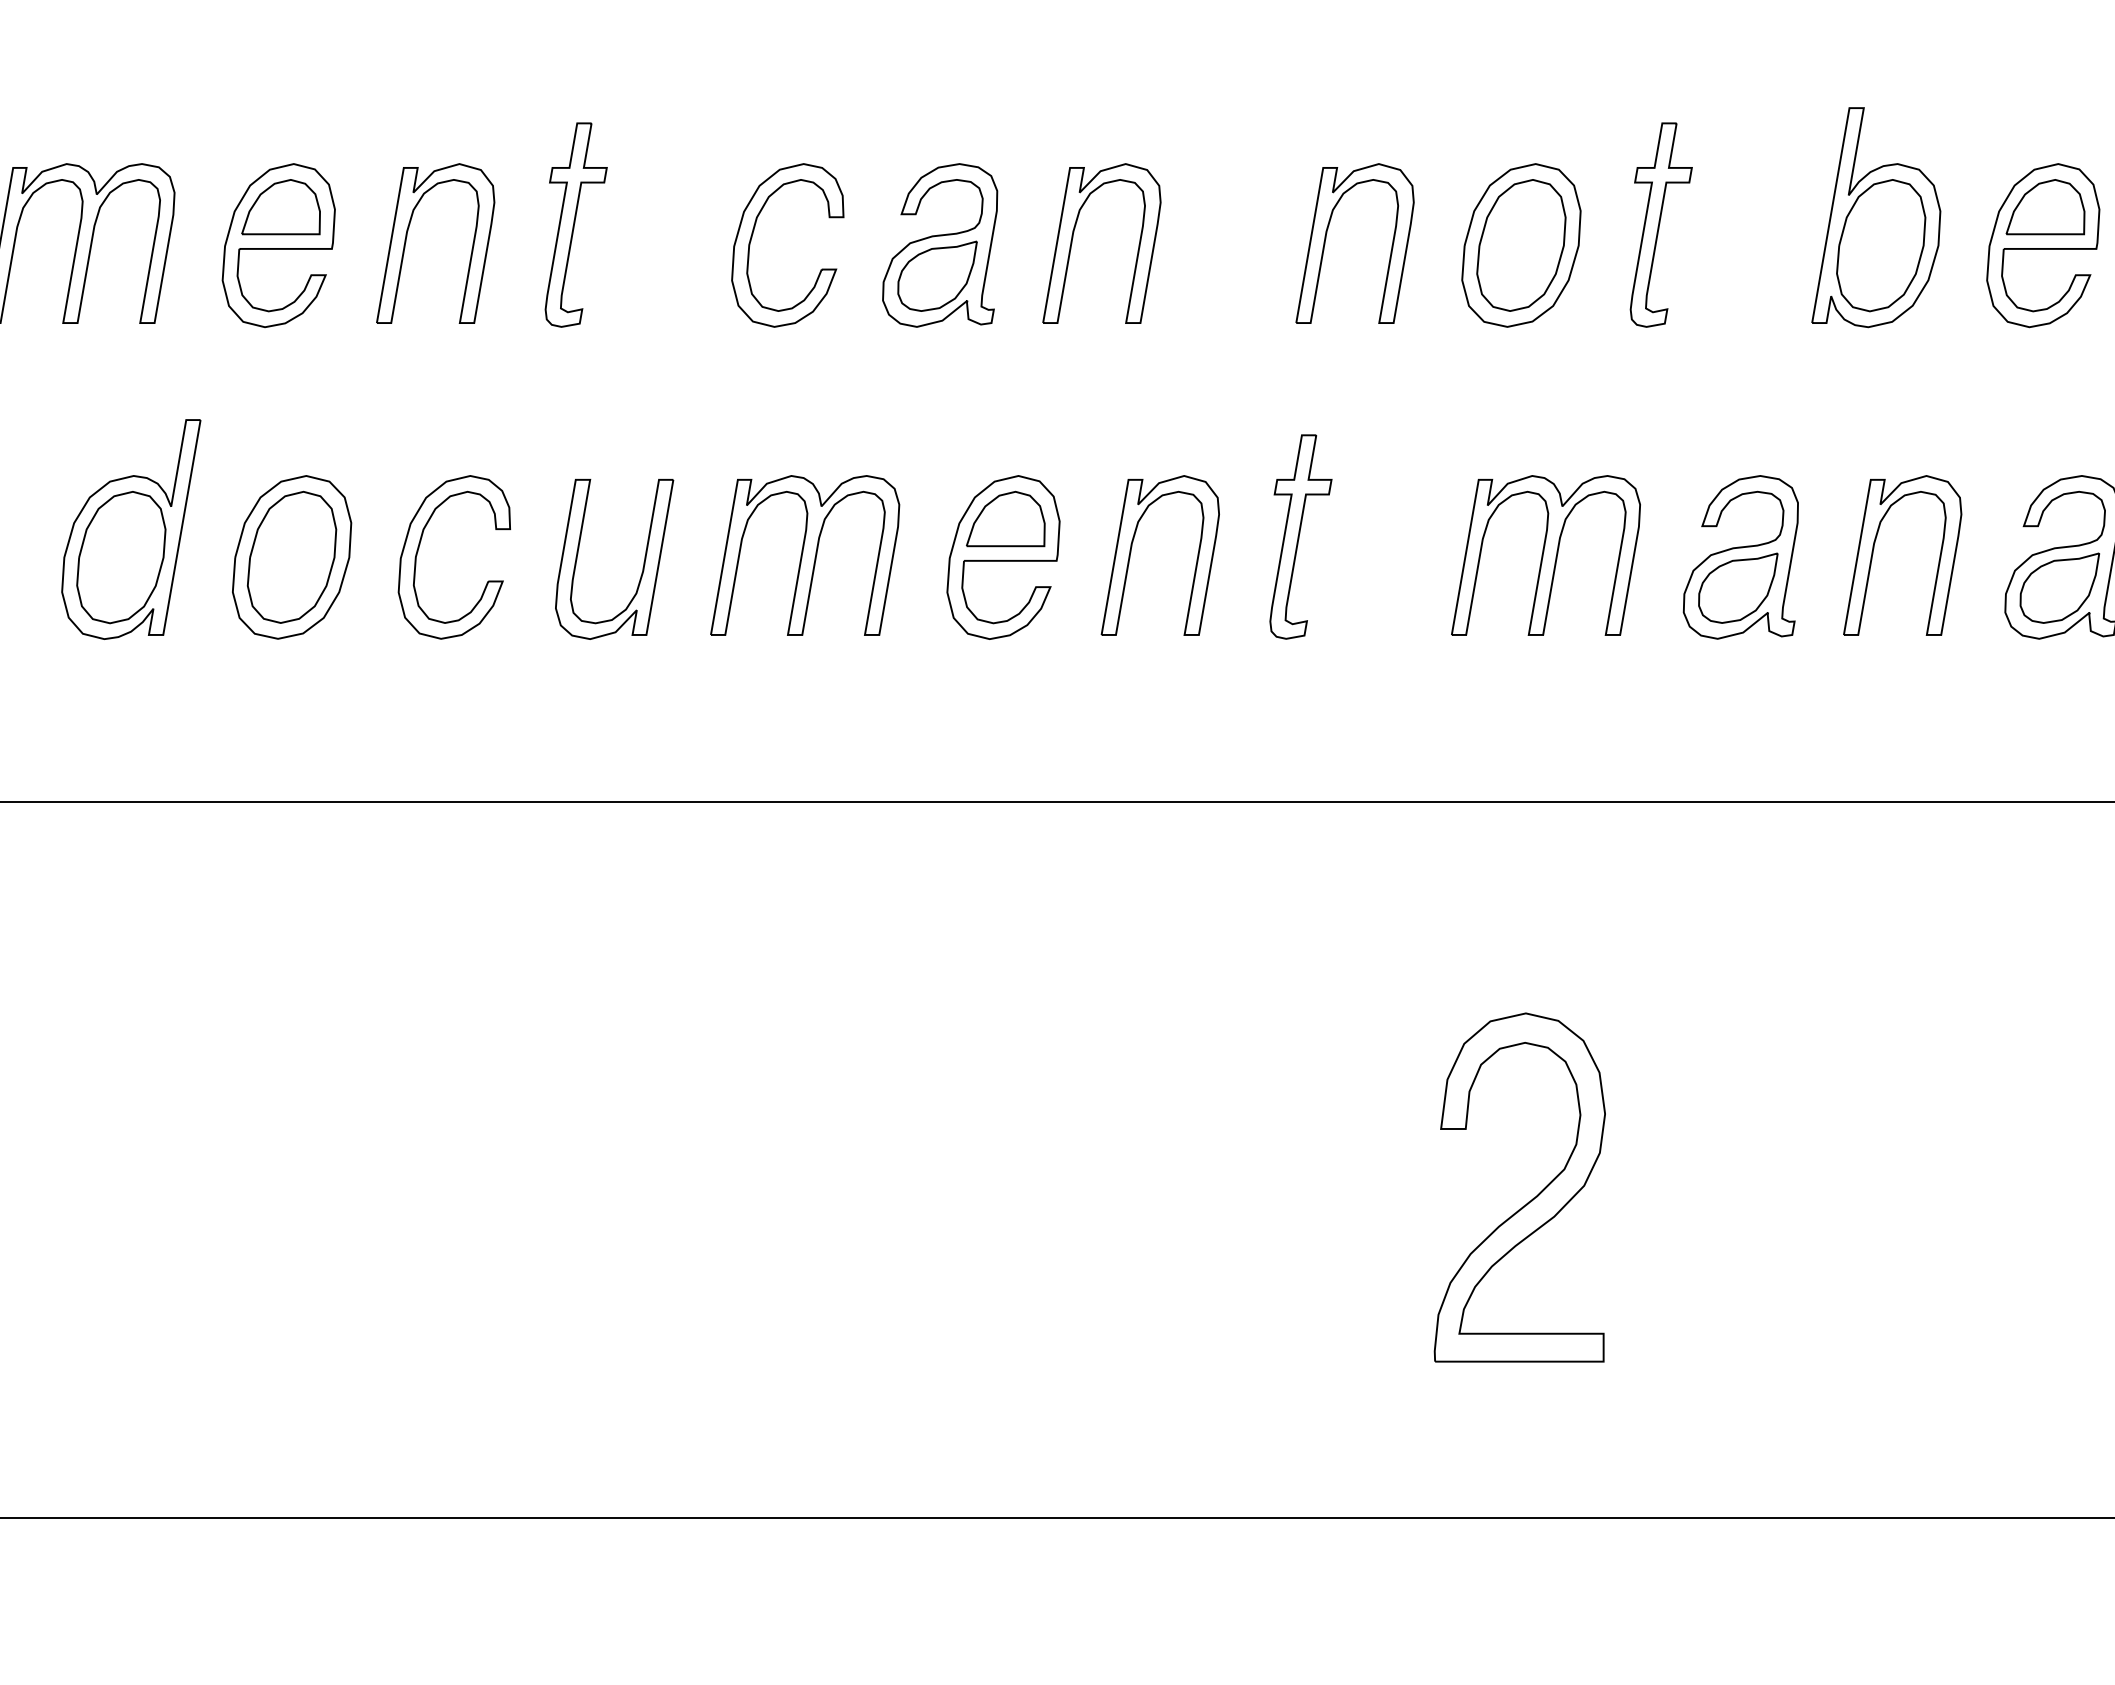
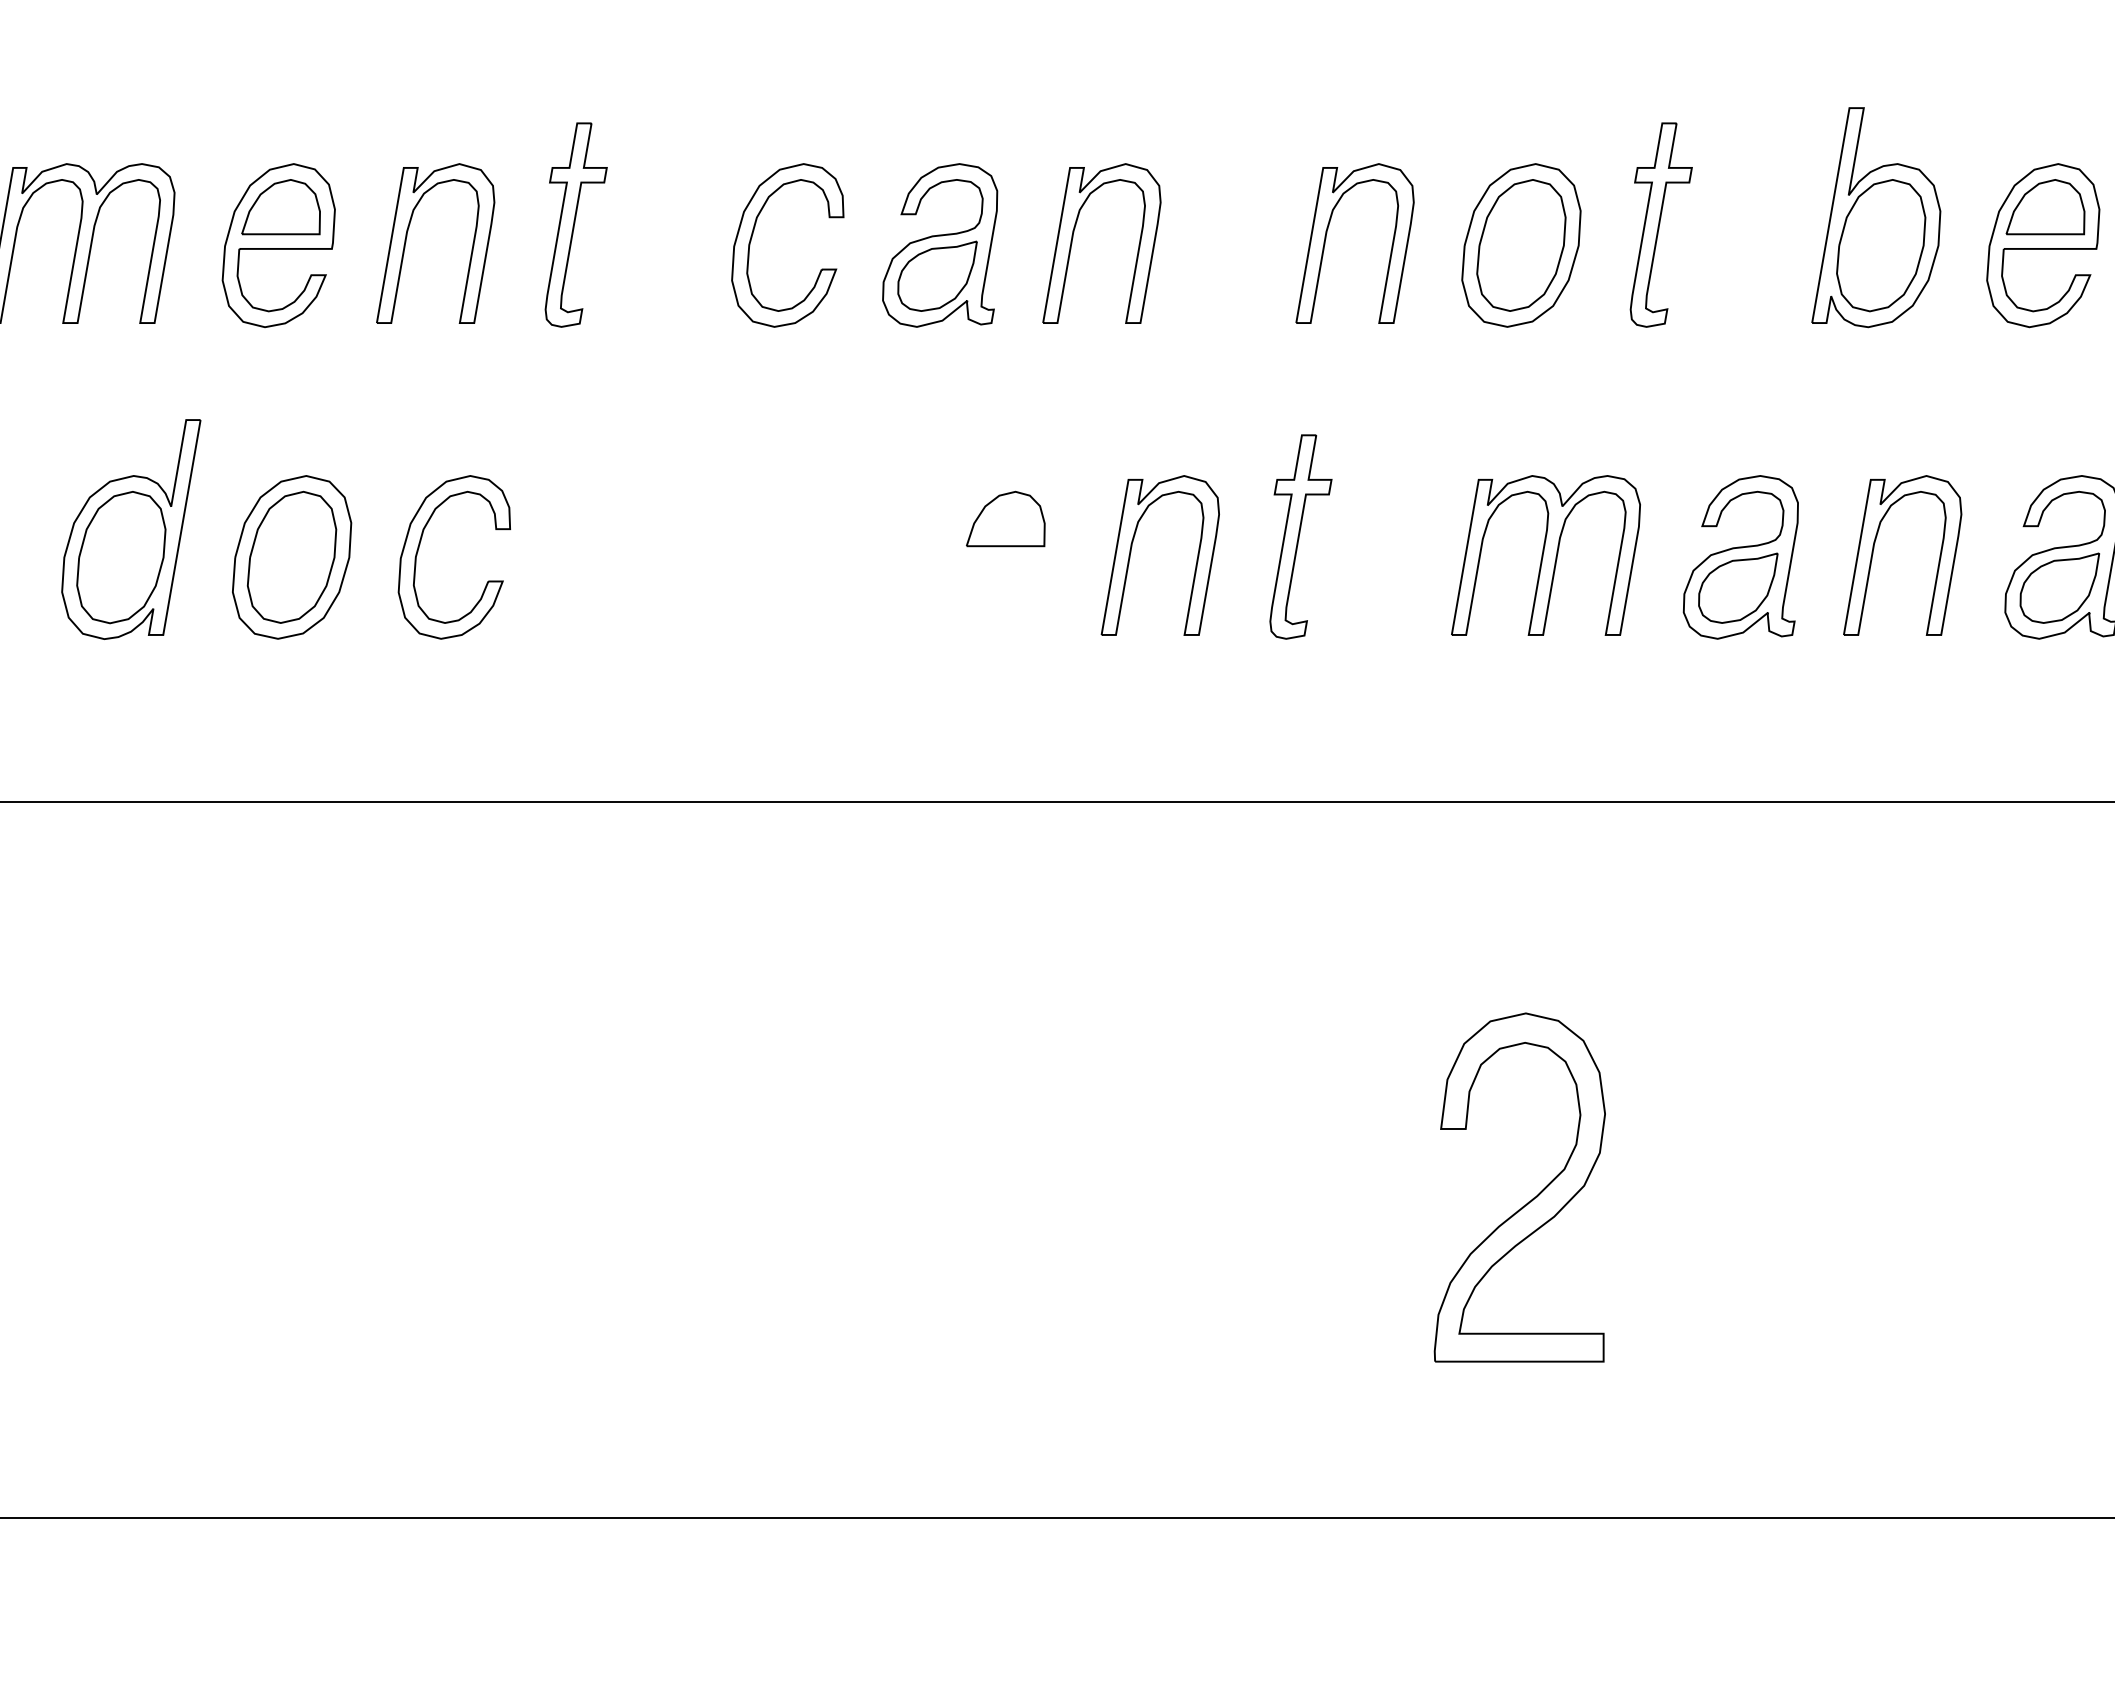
part: present -> none (805, 555)
part: present -> none (1003, 557)
part: present -> none (643, 561)
